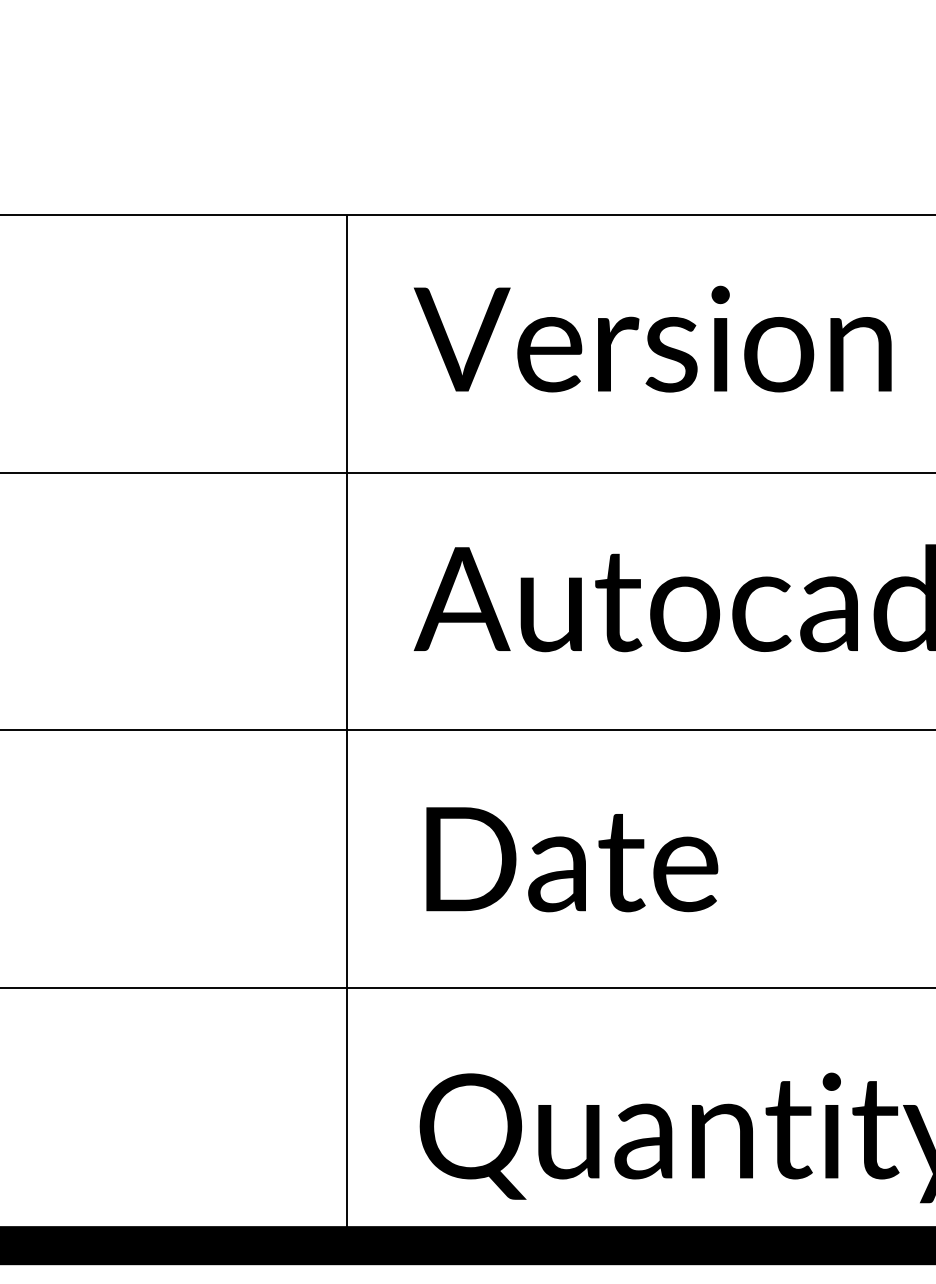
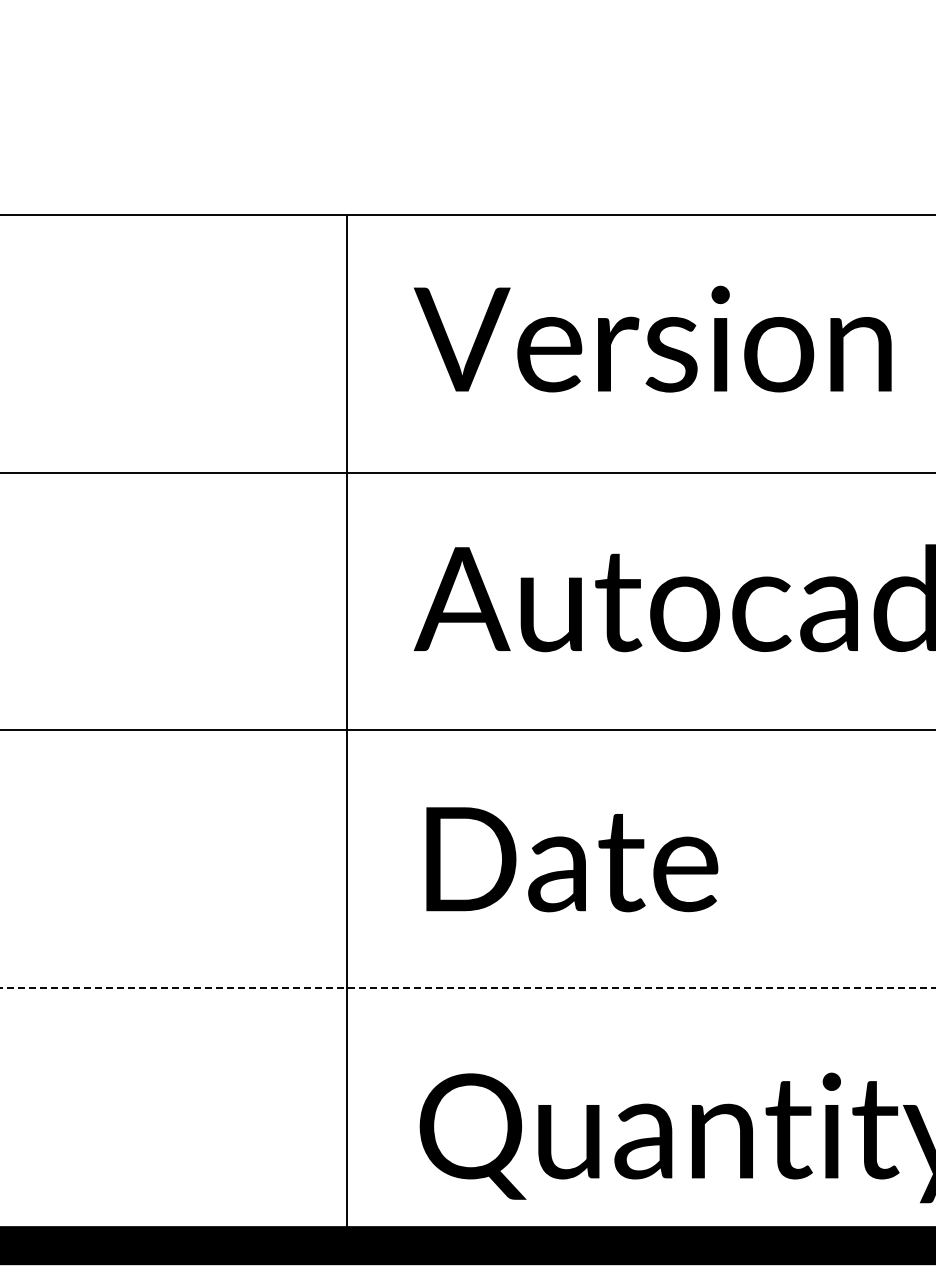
line: solid -> dashed (467, 988)
